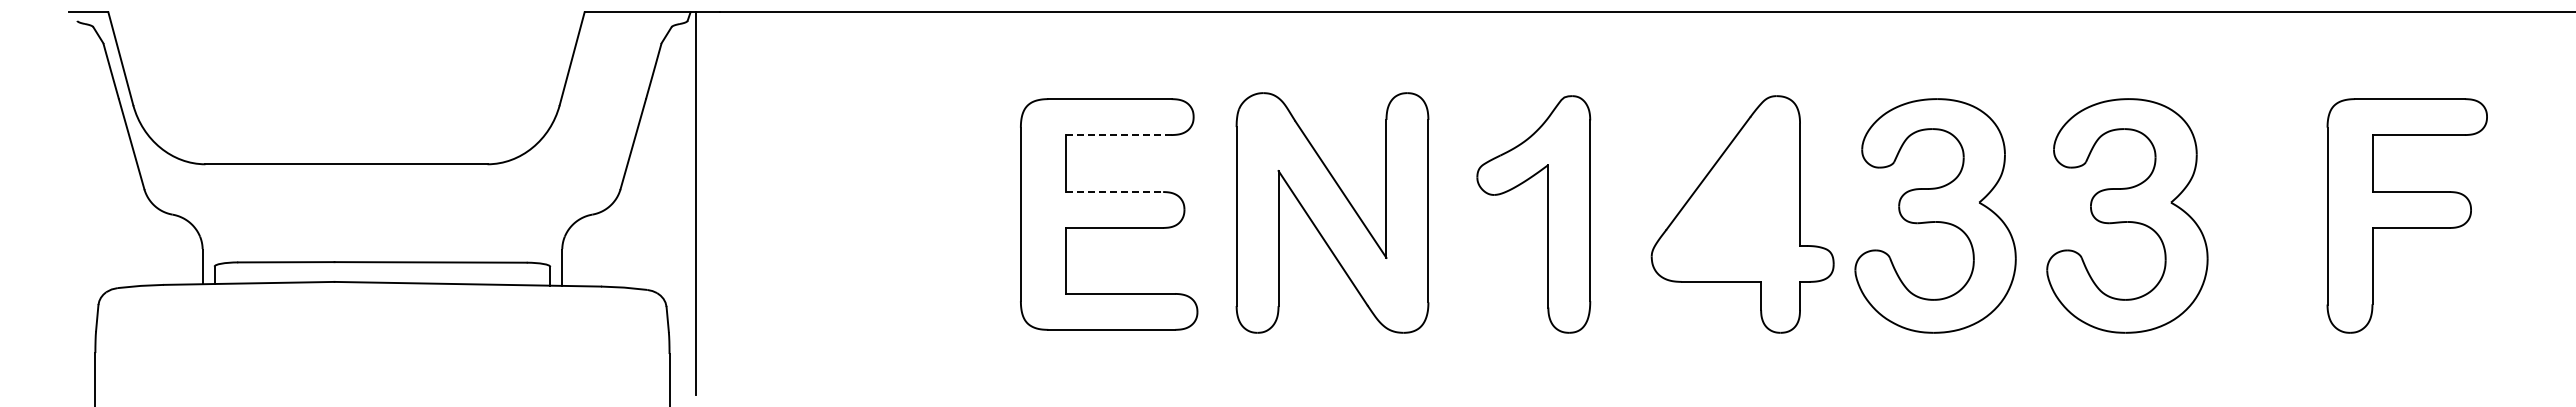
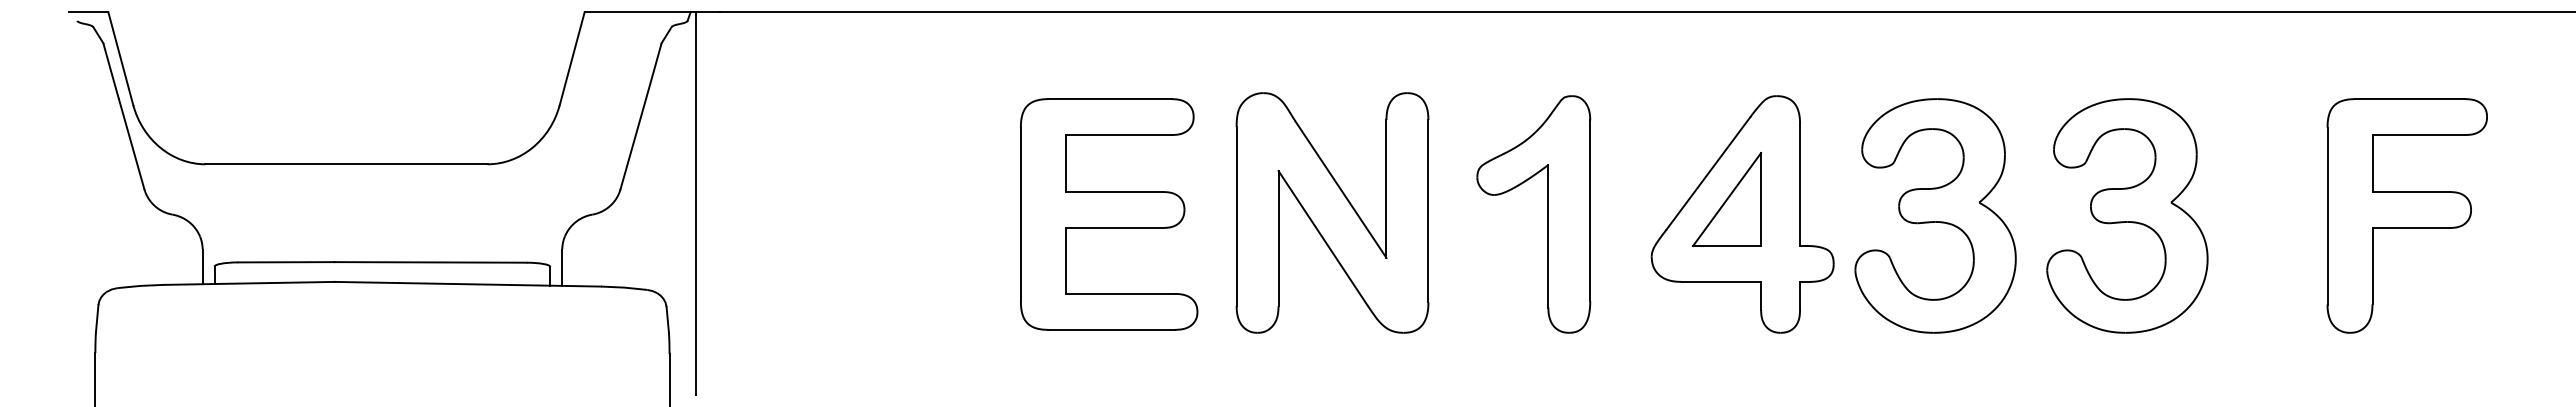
line: dashed -> solid (1118, 135)
line: dashed -> solid (1114, 192)
part: none -> present (1727, 199)
